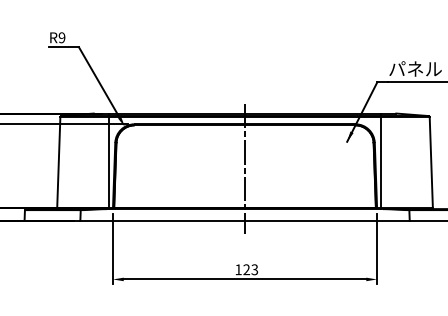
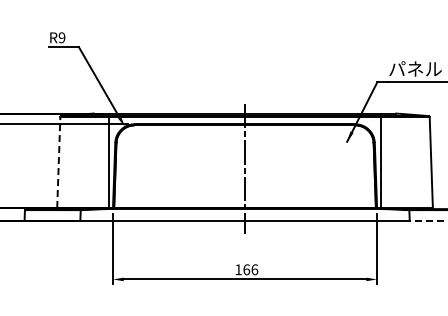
line: solid -> dashed (58, 162)
line: solid -> dashed (428, 220)
text: 123 -> 166 (250, 269)
